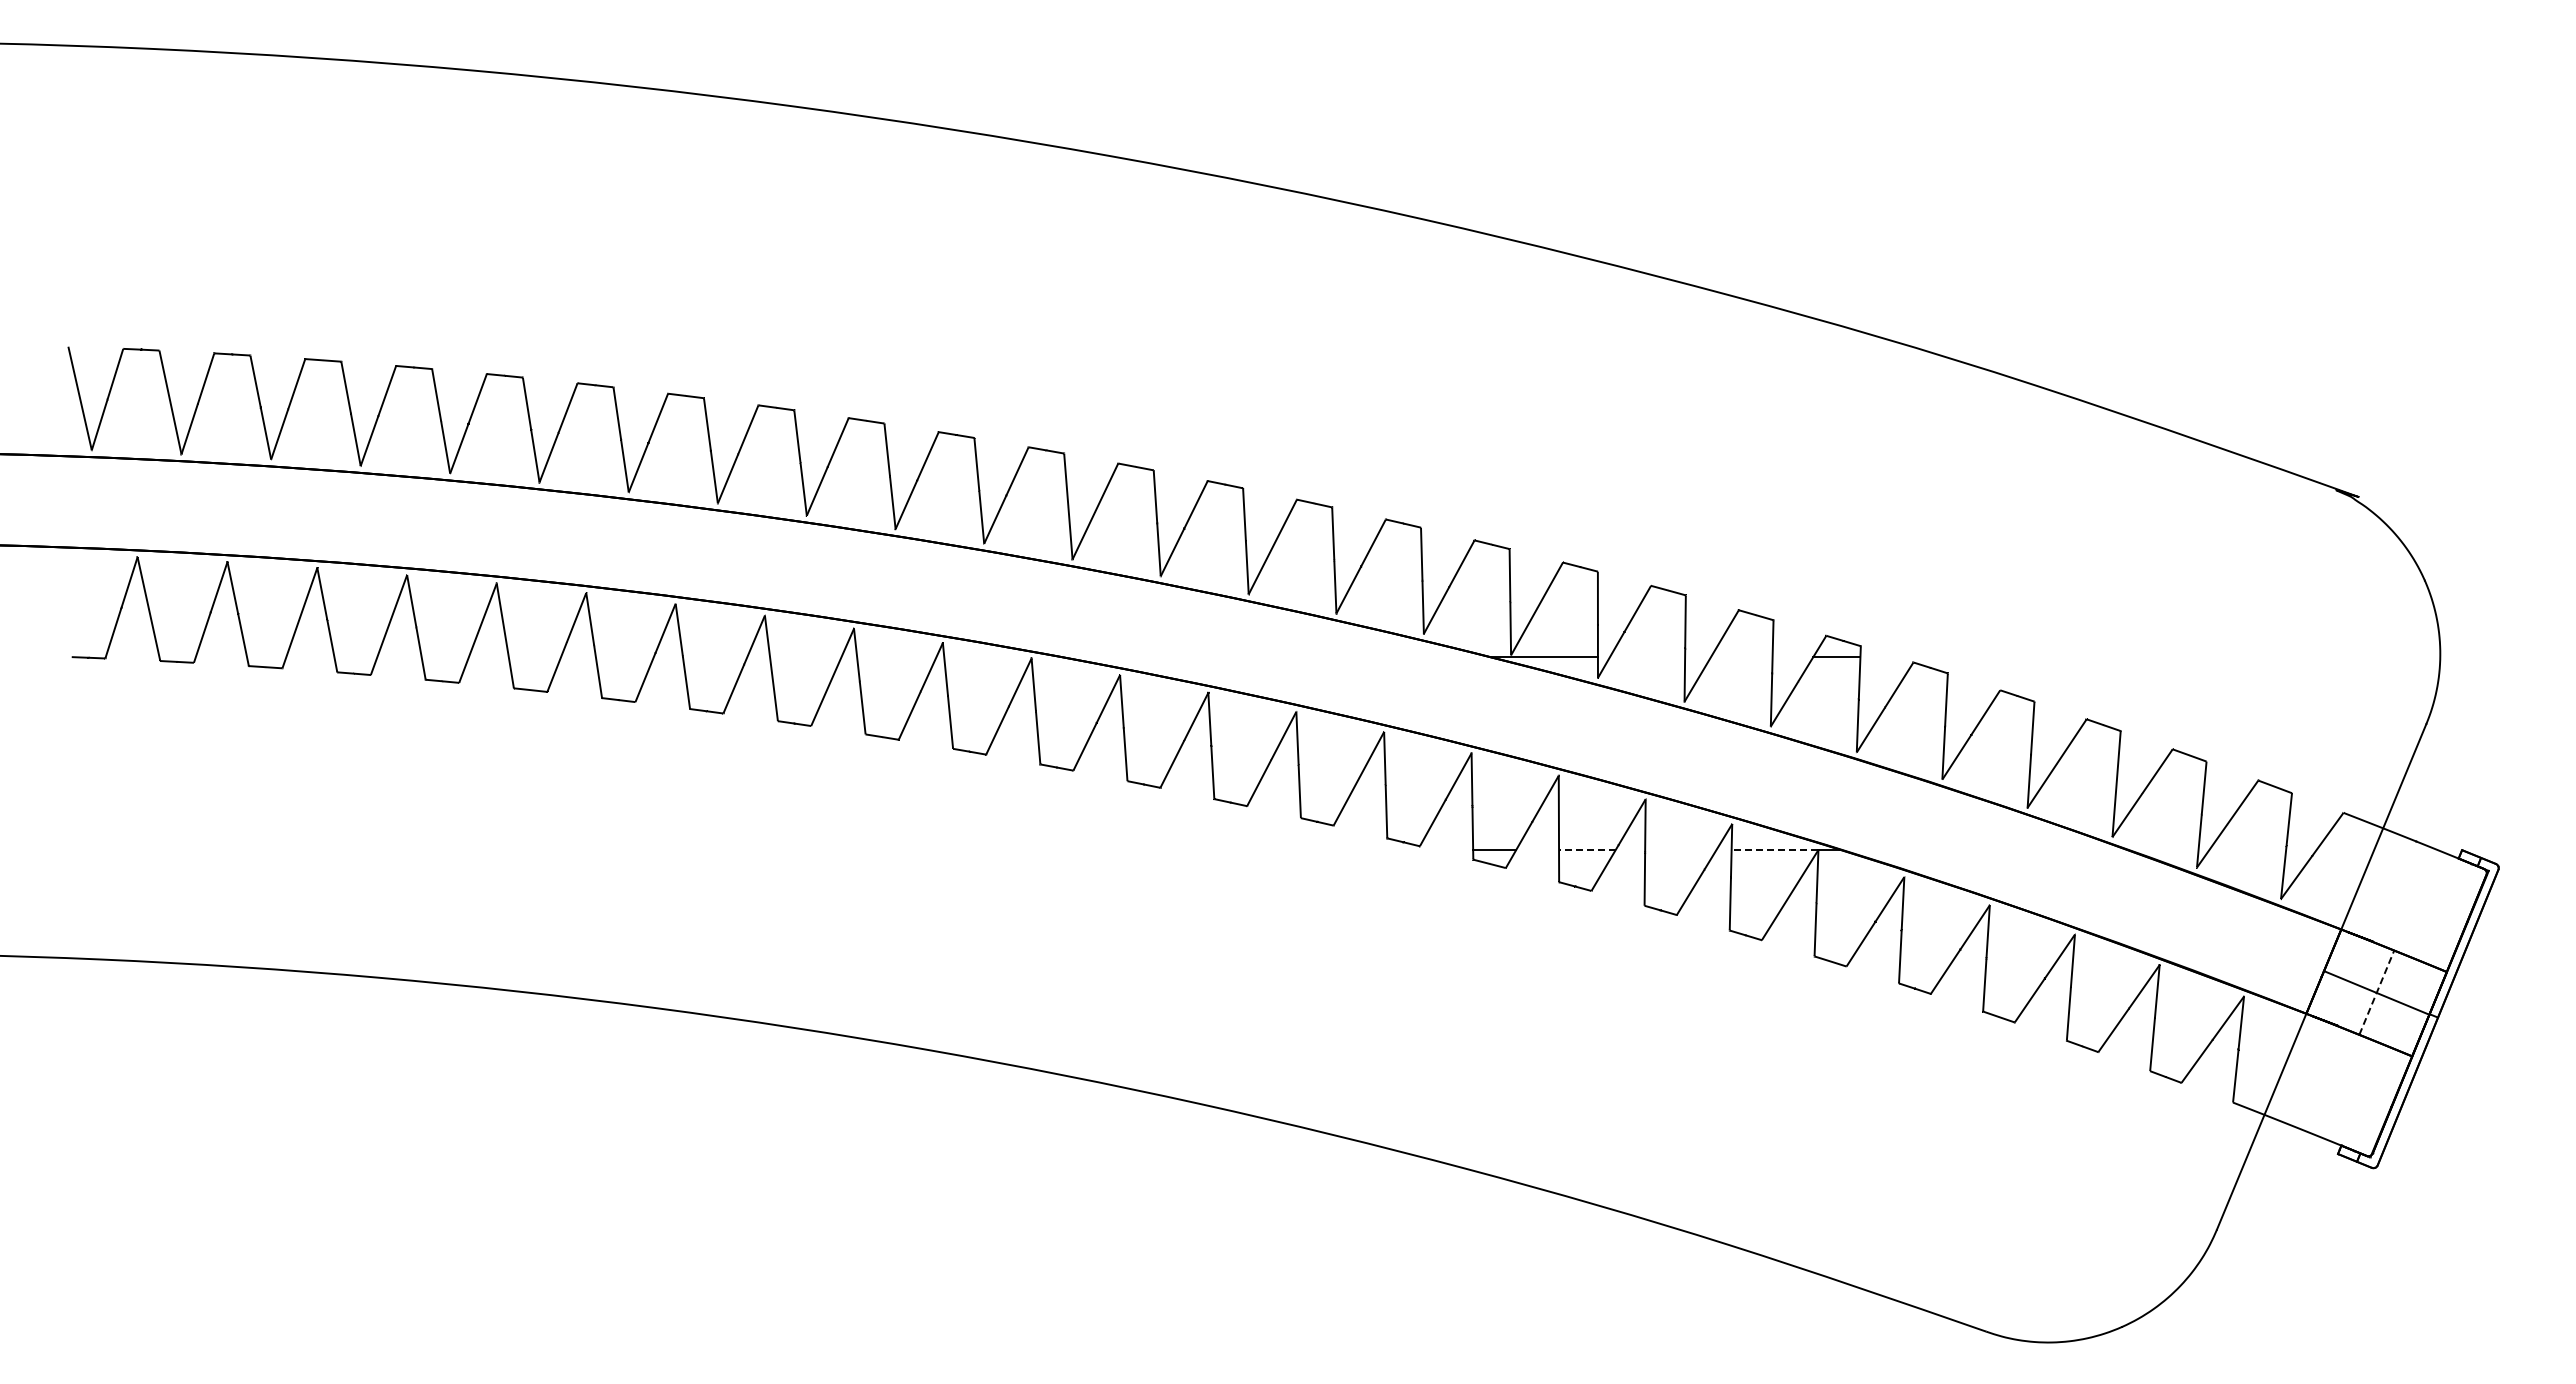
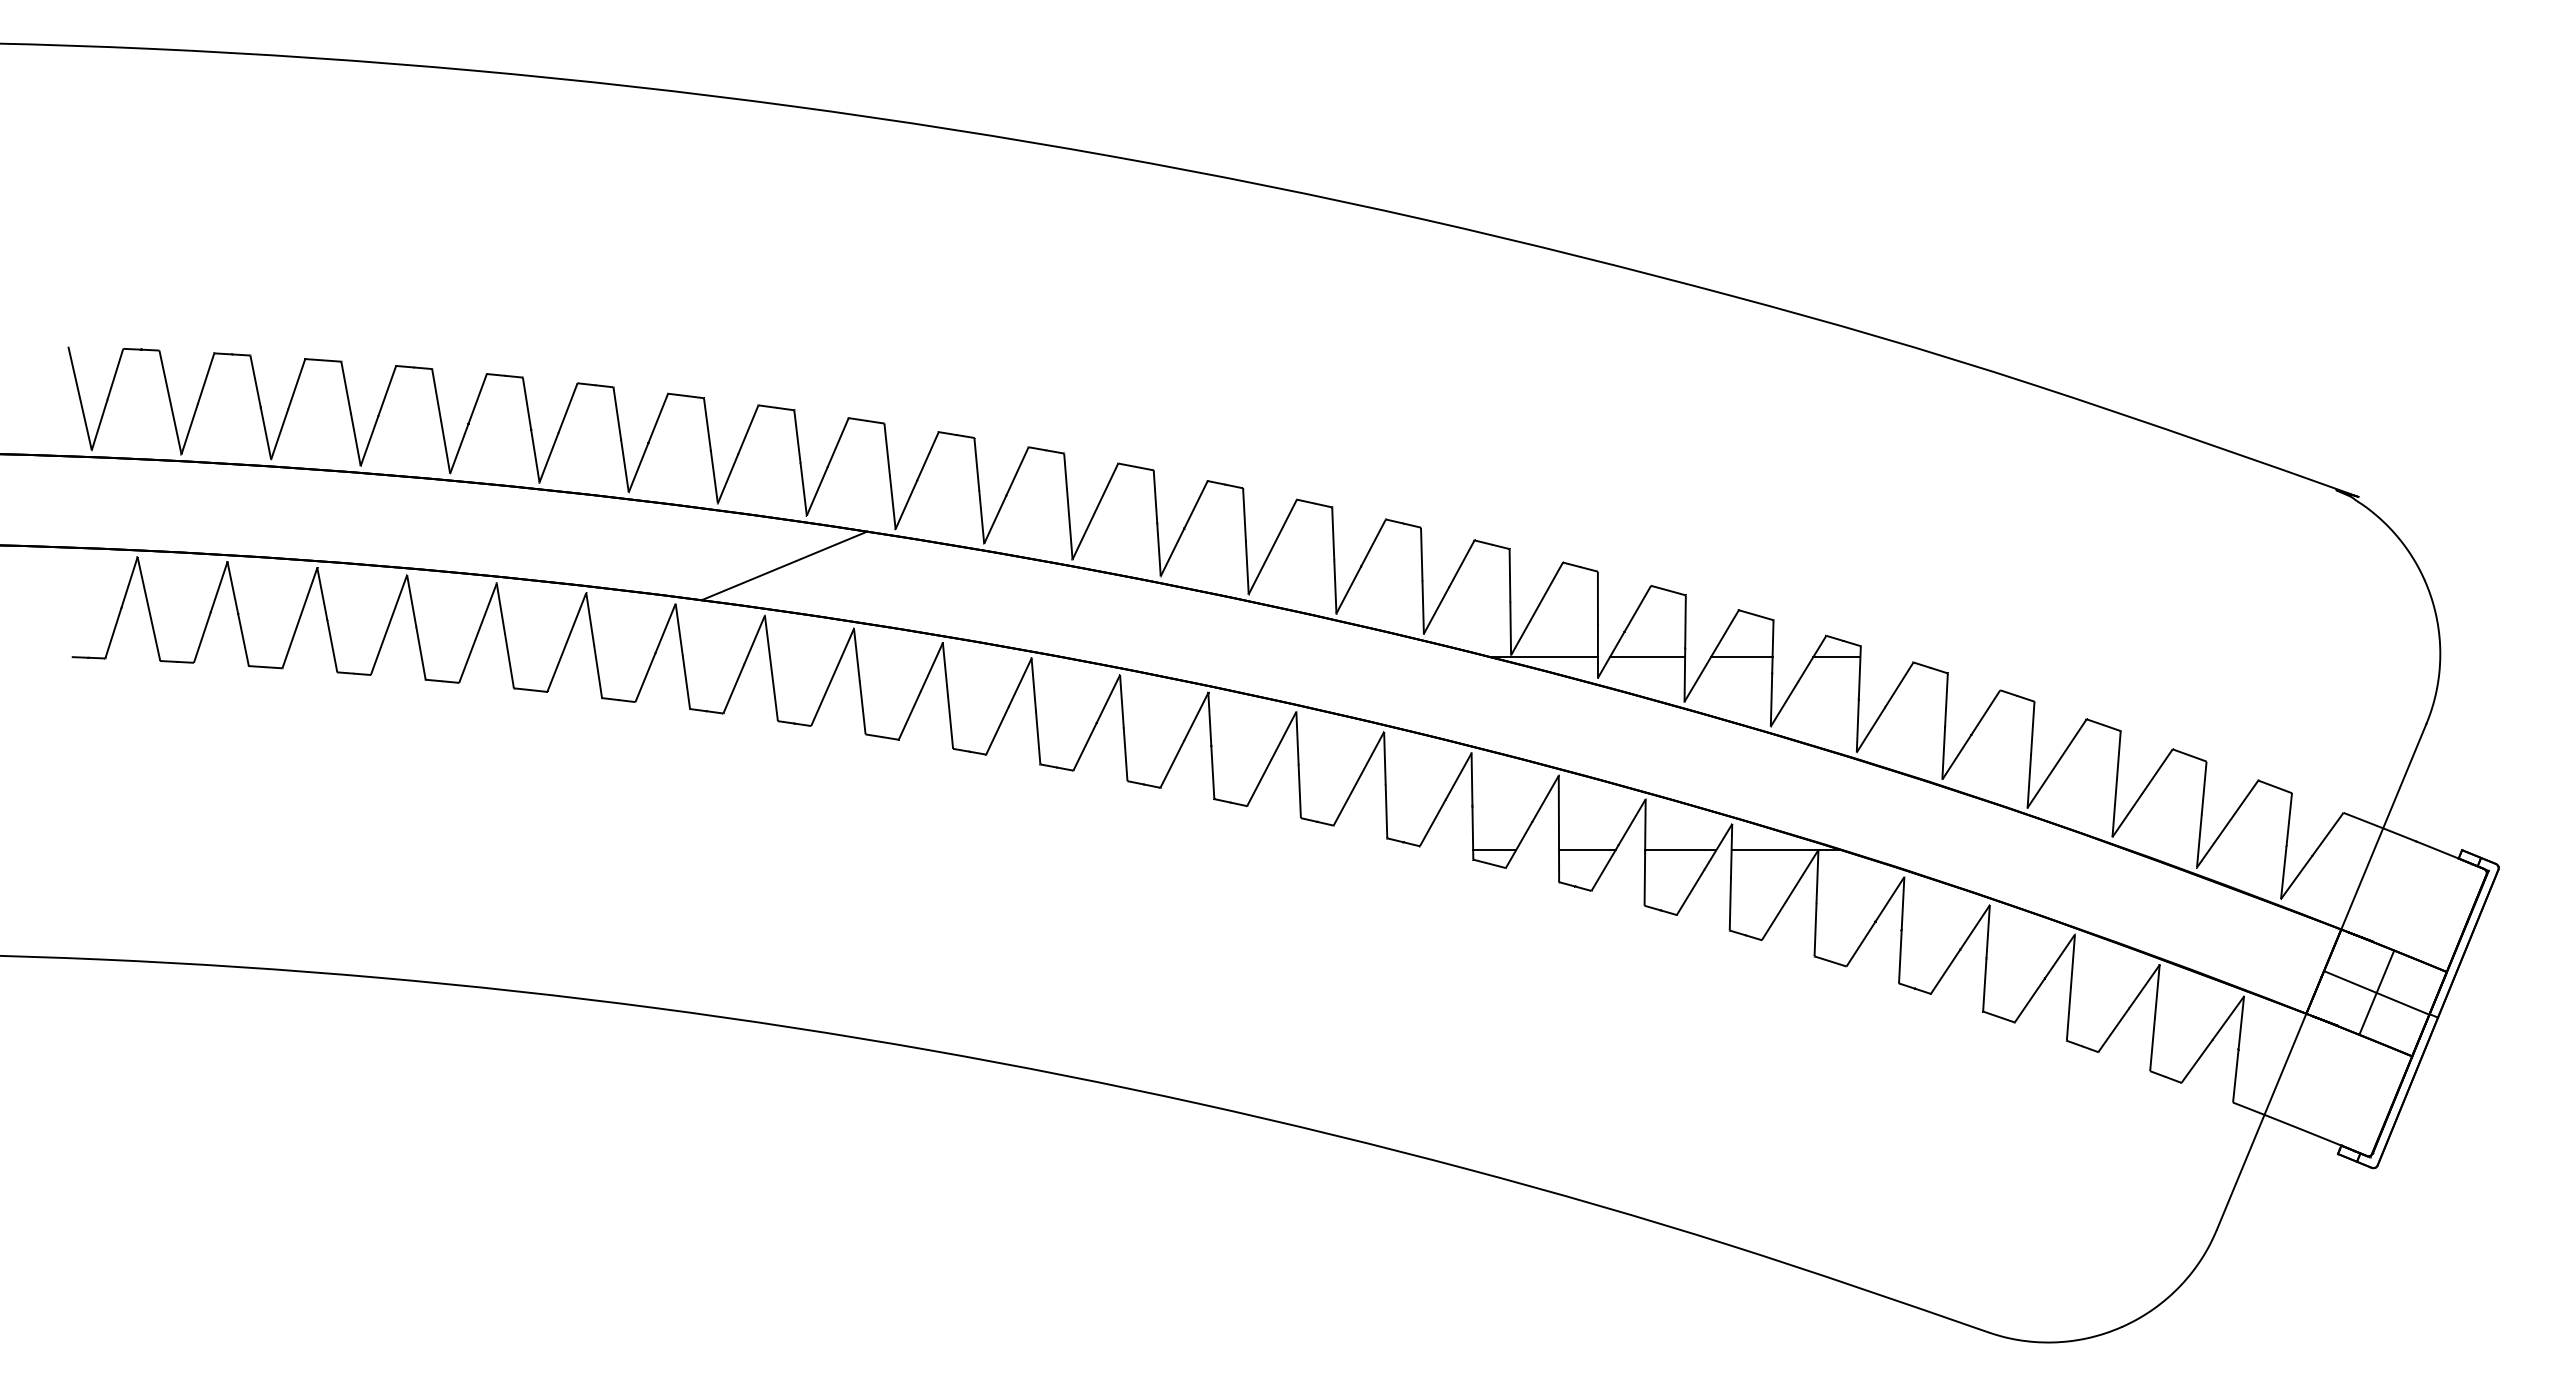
line: none -> present (784, 565)
line: none -> present (1647, 657)
line: none -> present (1741, 657)
line: dashed -> solid (1586, 850)
line: none -> present (1680, 850)
line: dashed -> solid (1774, 850)
line: dashed -> solid (2376, 992)
